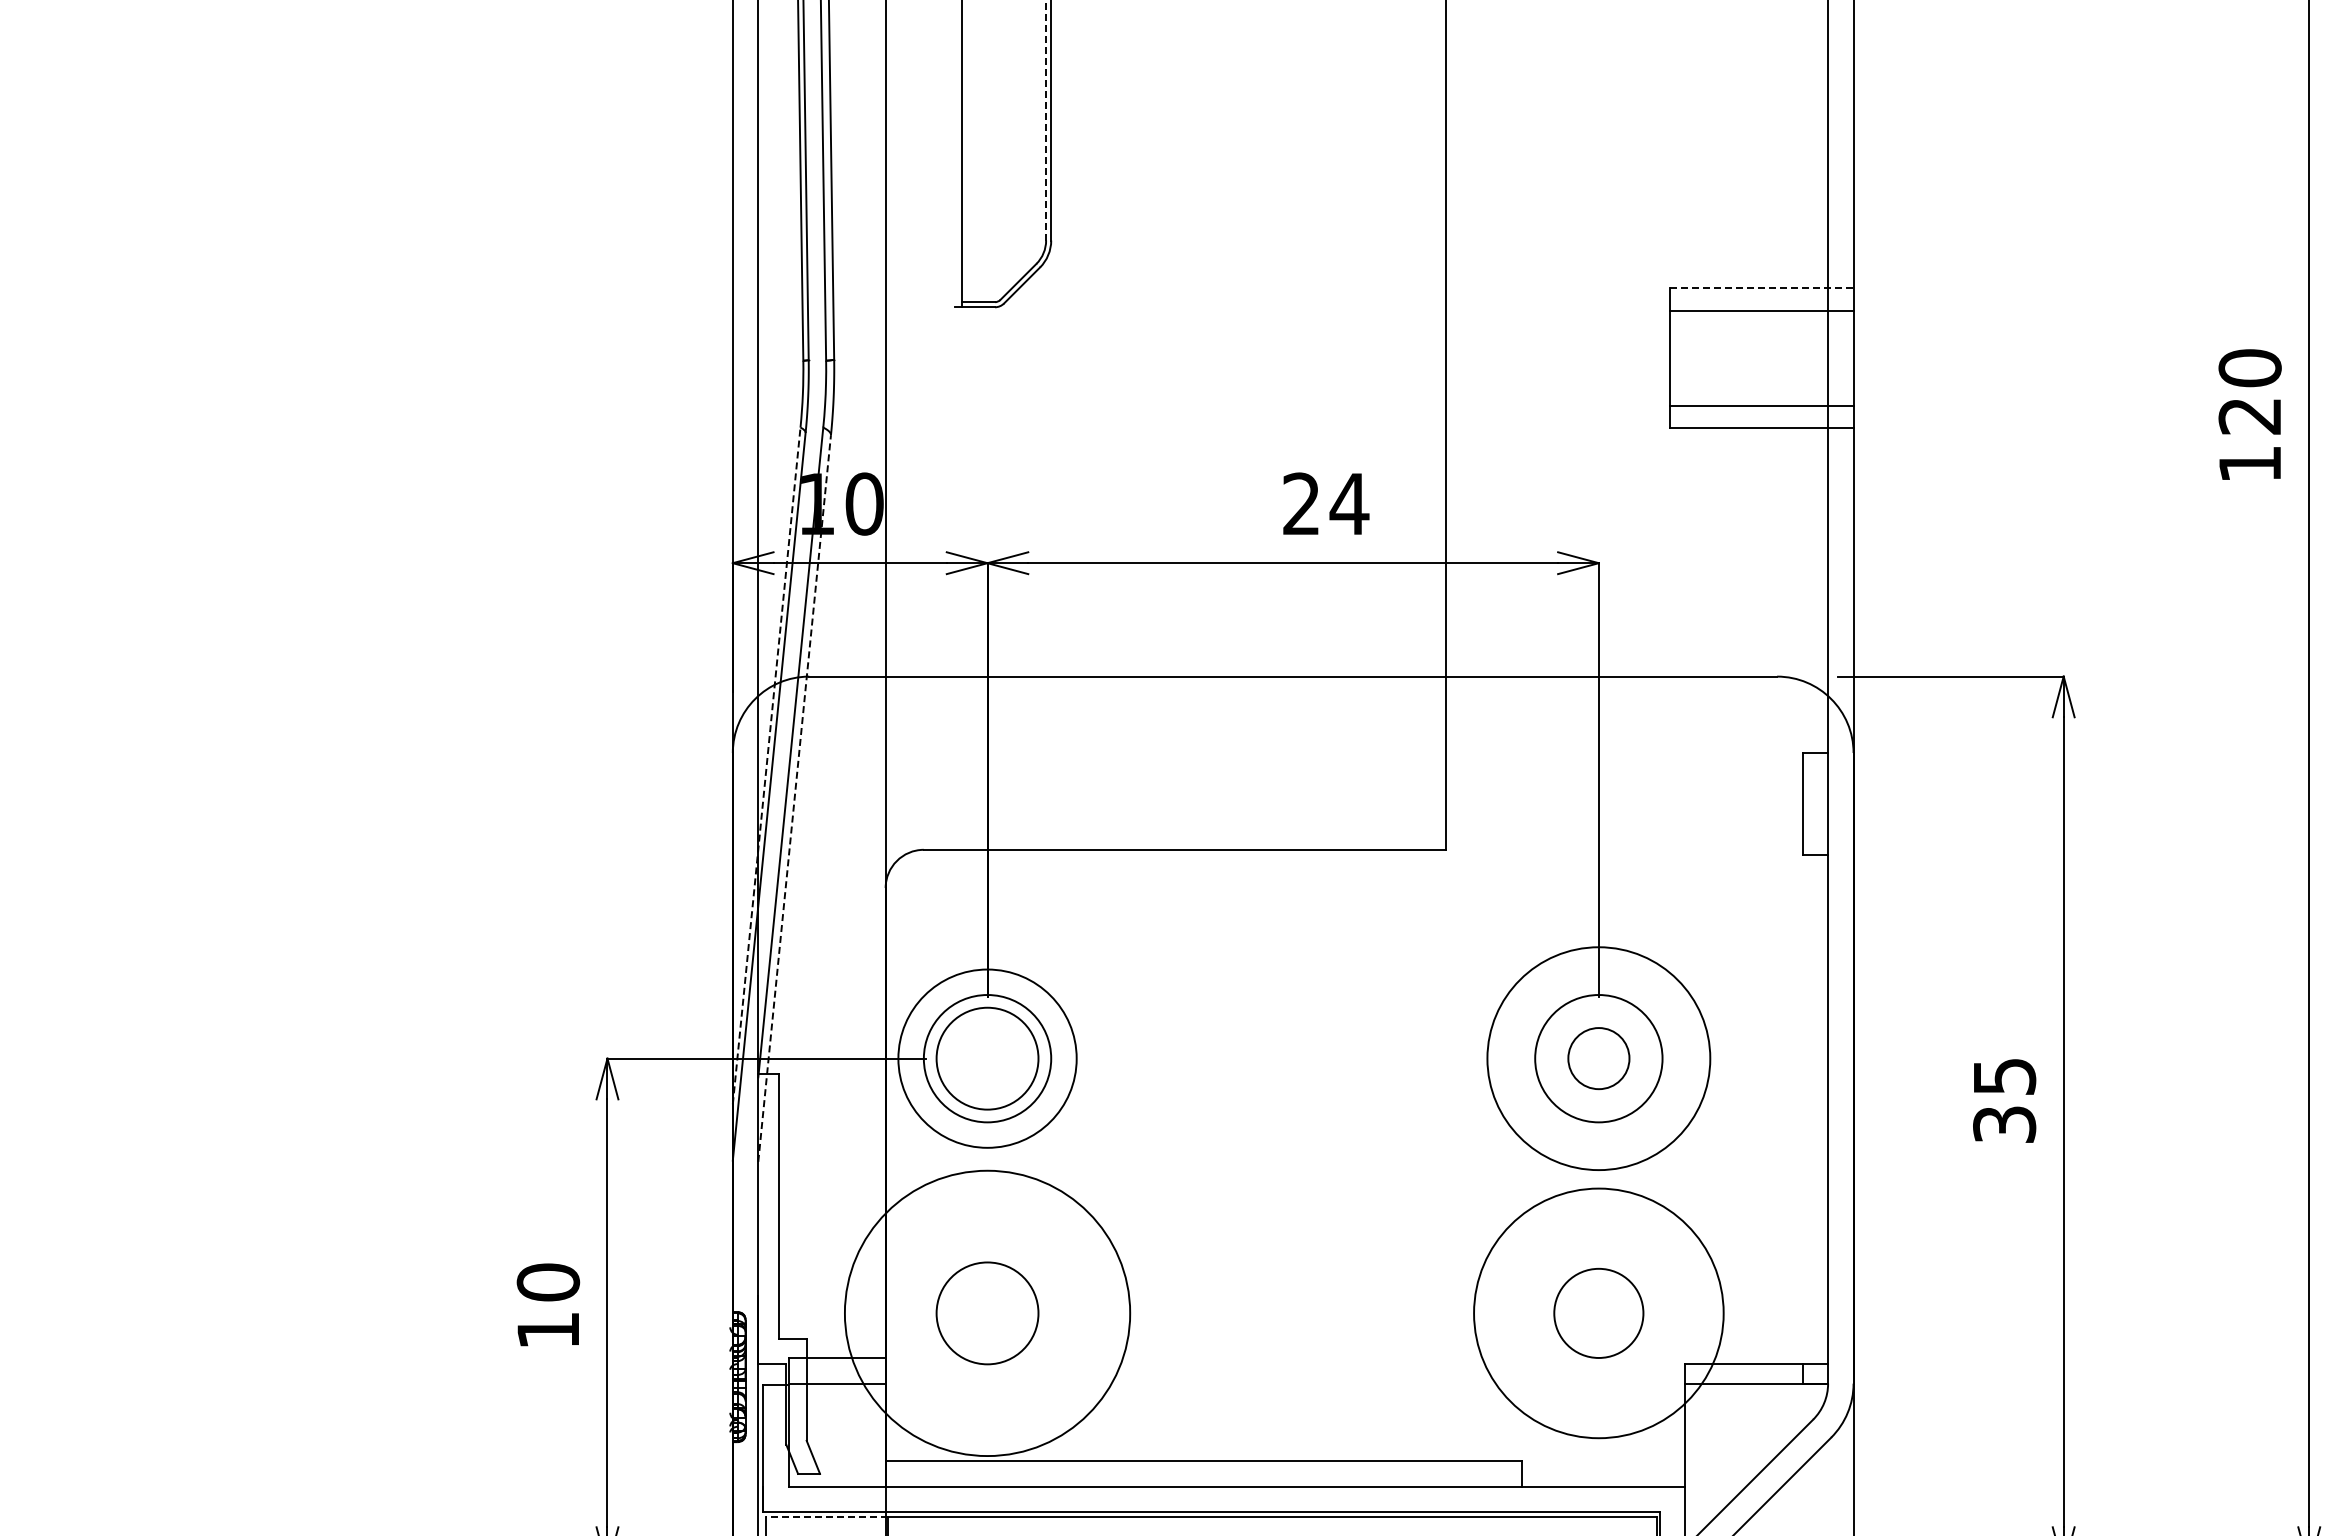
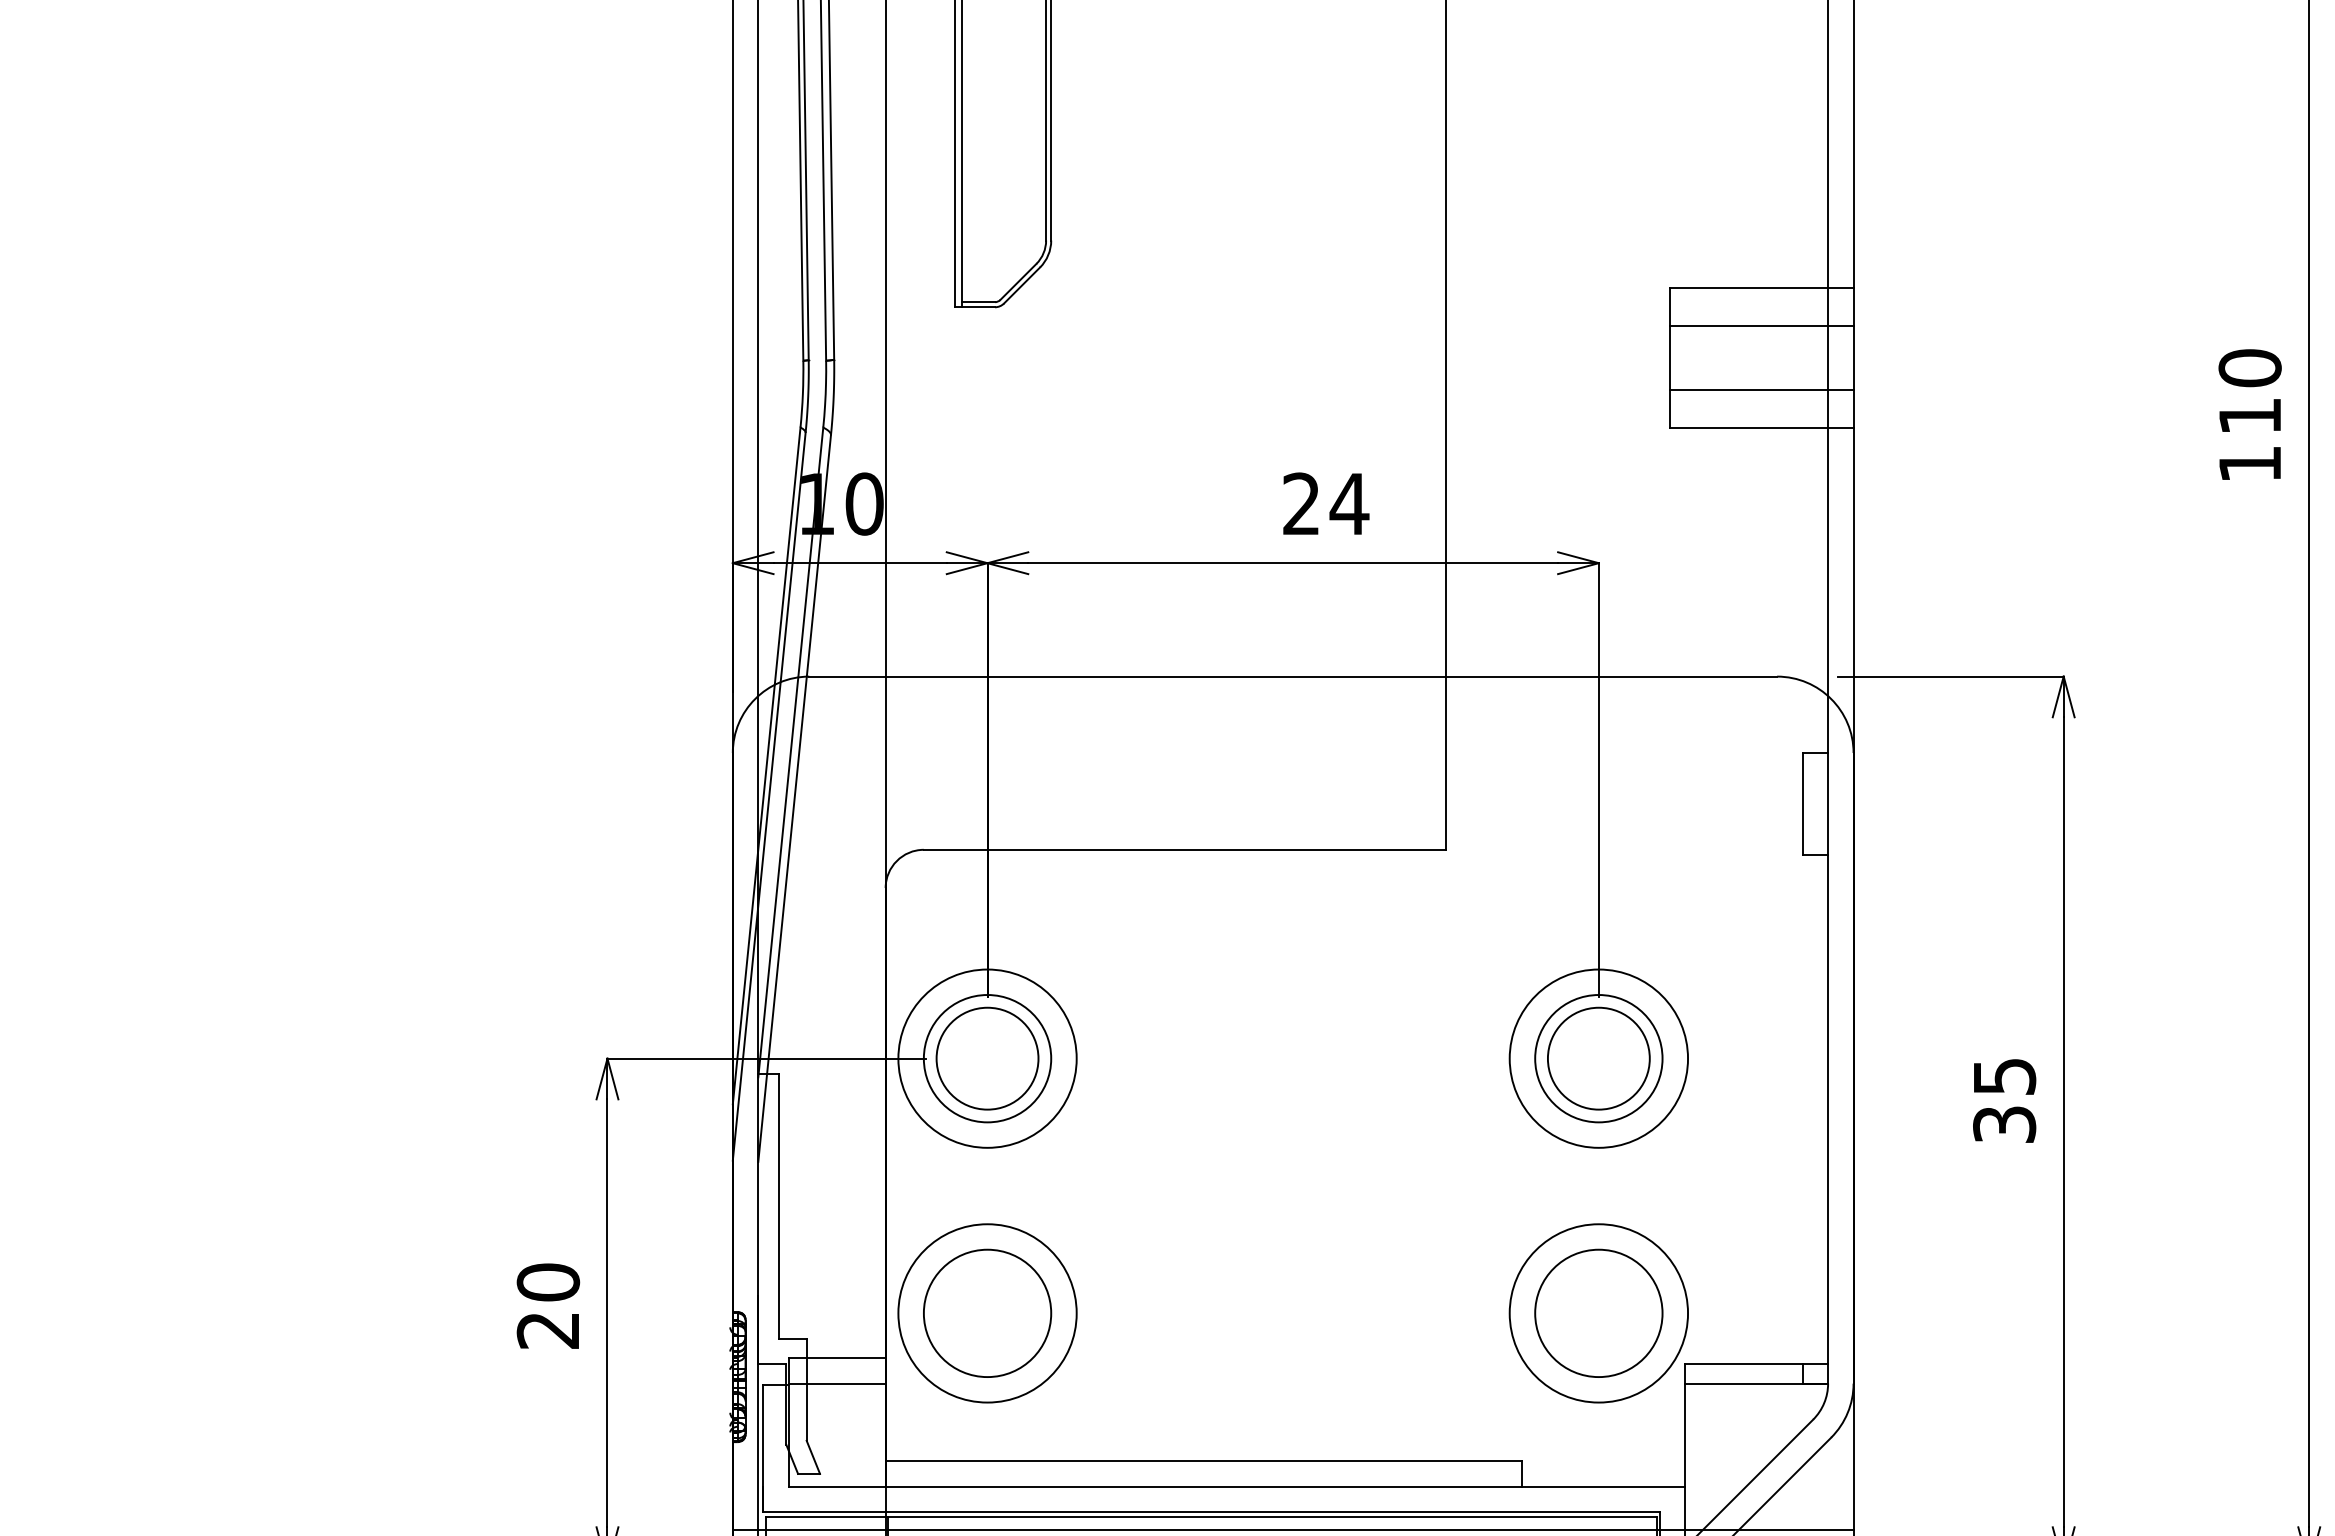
line: dashed -> solid (1046, 120)
line: none -> present (955, 154)
line: dashed -> solid (1761, 288)
line position: (1761, 311) -> (1761, 326) (1761, 326)
line position: (1761, 406) -> (1761, 390) (1761, 390)
text: 120 -> 110 (2249, 416)
line: dashed -> solid (766, 765)
line: dashed -> solid (794, 798)
circle diameter: 223 px -> 178 px (1598, 1058)
circle size: 64x64 px -> 104x105 px (1598, 1058)
circle diameter: 89 px -> 127 px (1598, 1313)
circle diameter: 102 px -> 127 px (987, 1313)
circle diameter: 285 px -> 178 px (987, 1313)
circle diameter: 250 px -> 178 px (1598, 1313)
text: 10 -> 20 (547, 1330)
line: dashed -> solid (826, 1517)
line: none -> present (1292, 1529)
